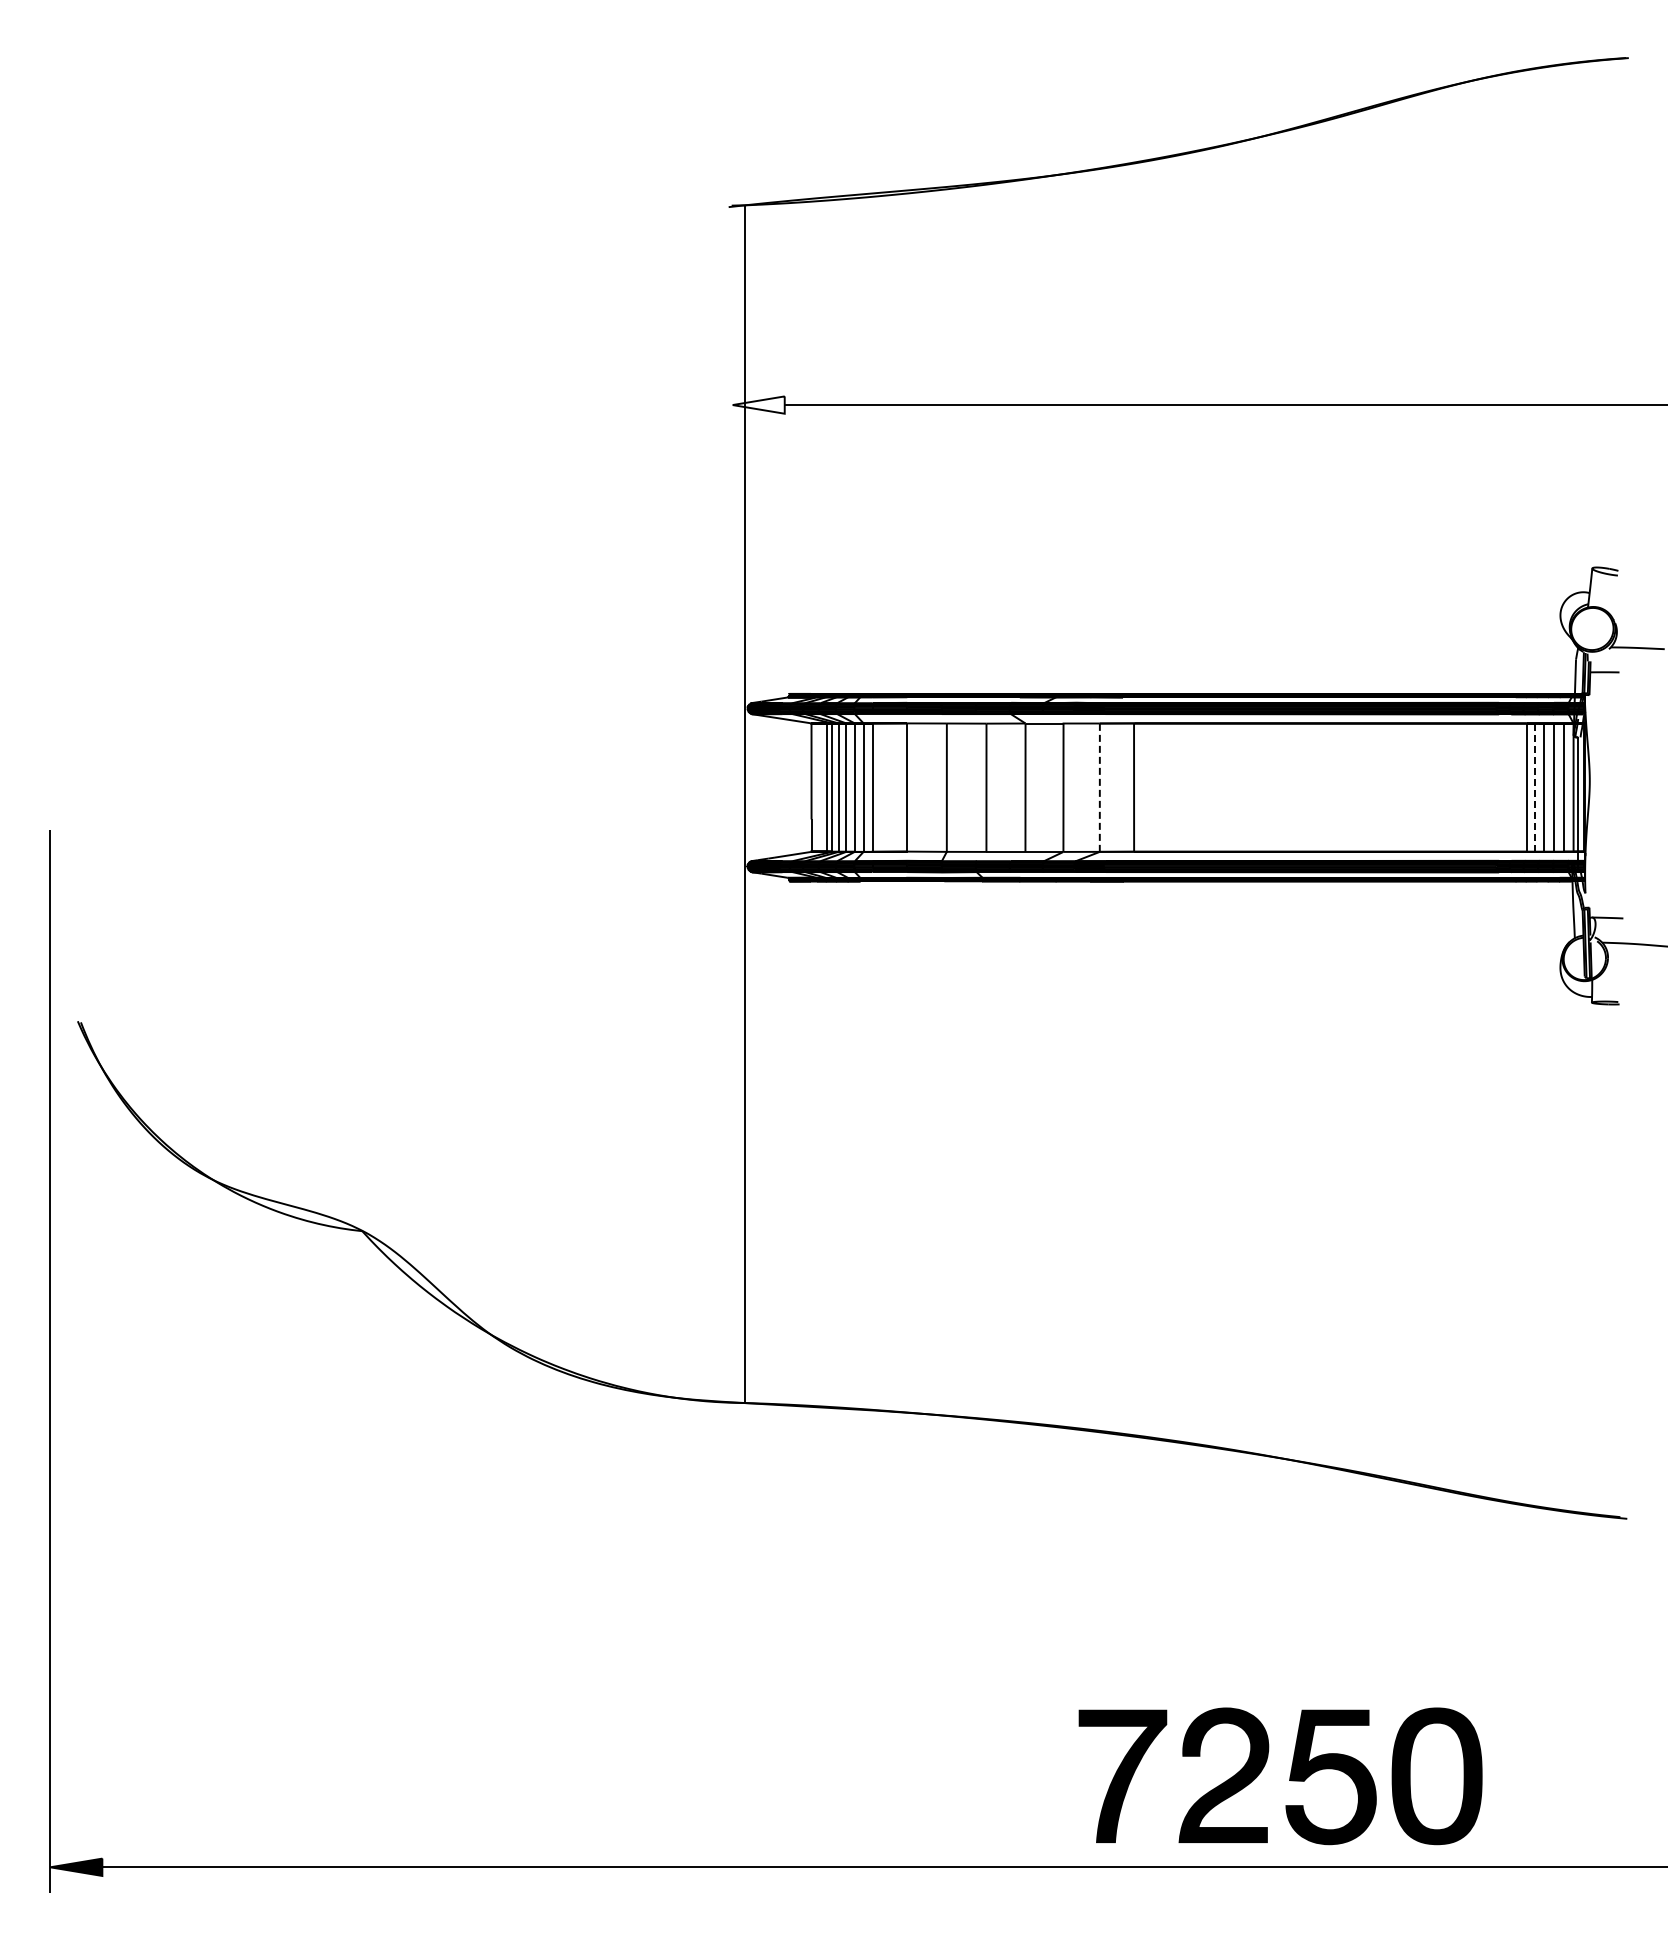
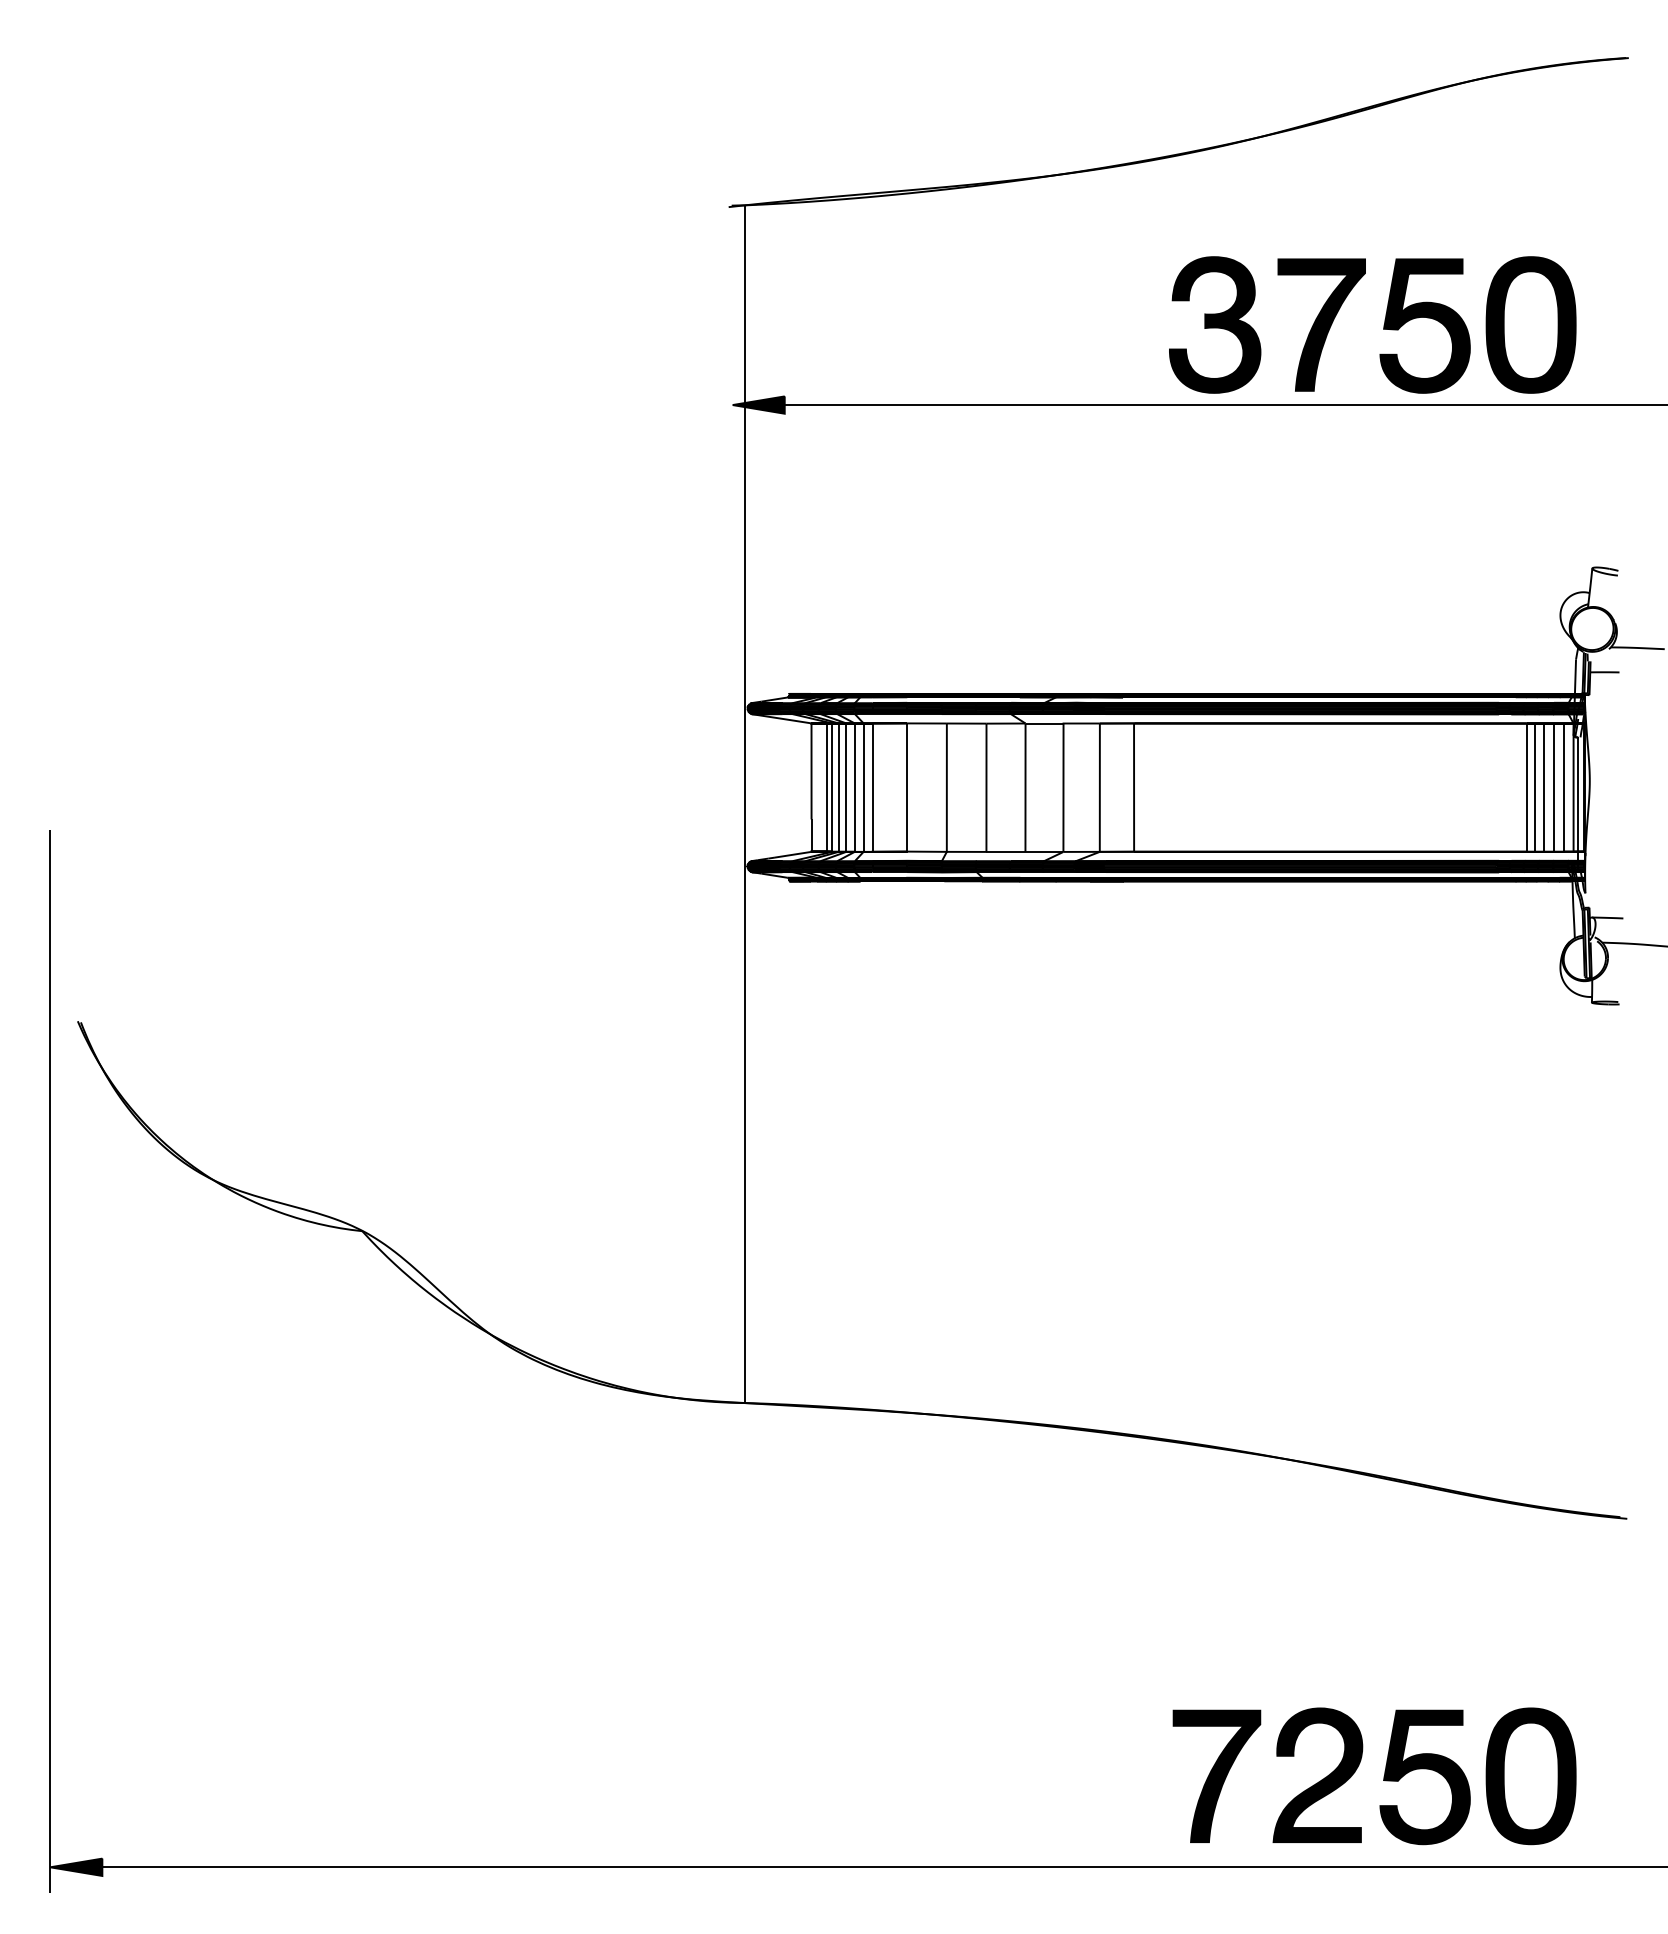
part: none -> present (1383, 325)
fill: none -> present (758, 404)
line: dashed -> solid (1535, 781)
line: dashed -> solid (1099, 787)
part position: (1289, 1776) -> (1383, 1776) (1383, 1776)
